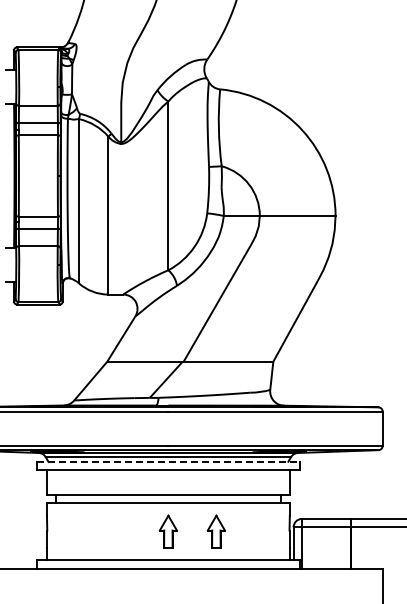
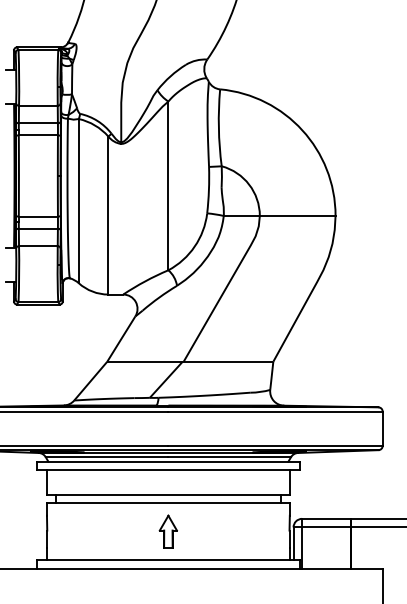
line: dashed -> solid (168, 461)
part: present -> none (215, 531)
